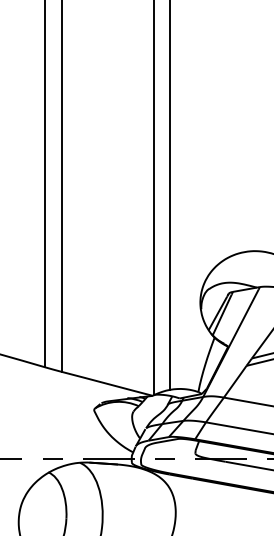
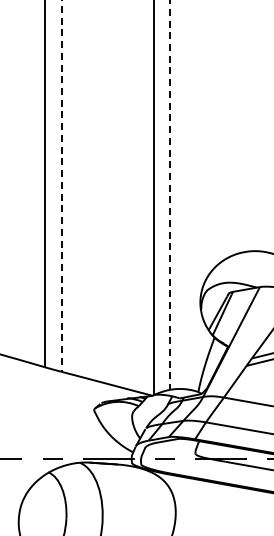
line: solid -> dashed (61, 186)
line: solid -> dashed (170, 195)
